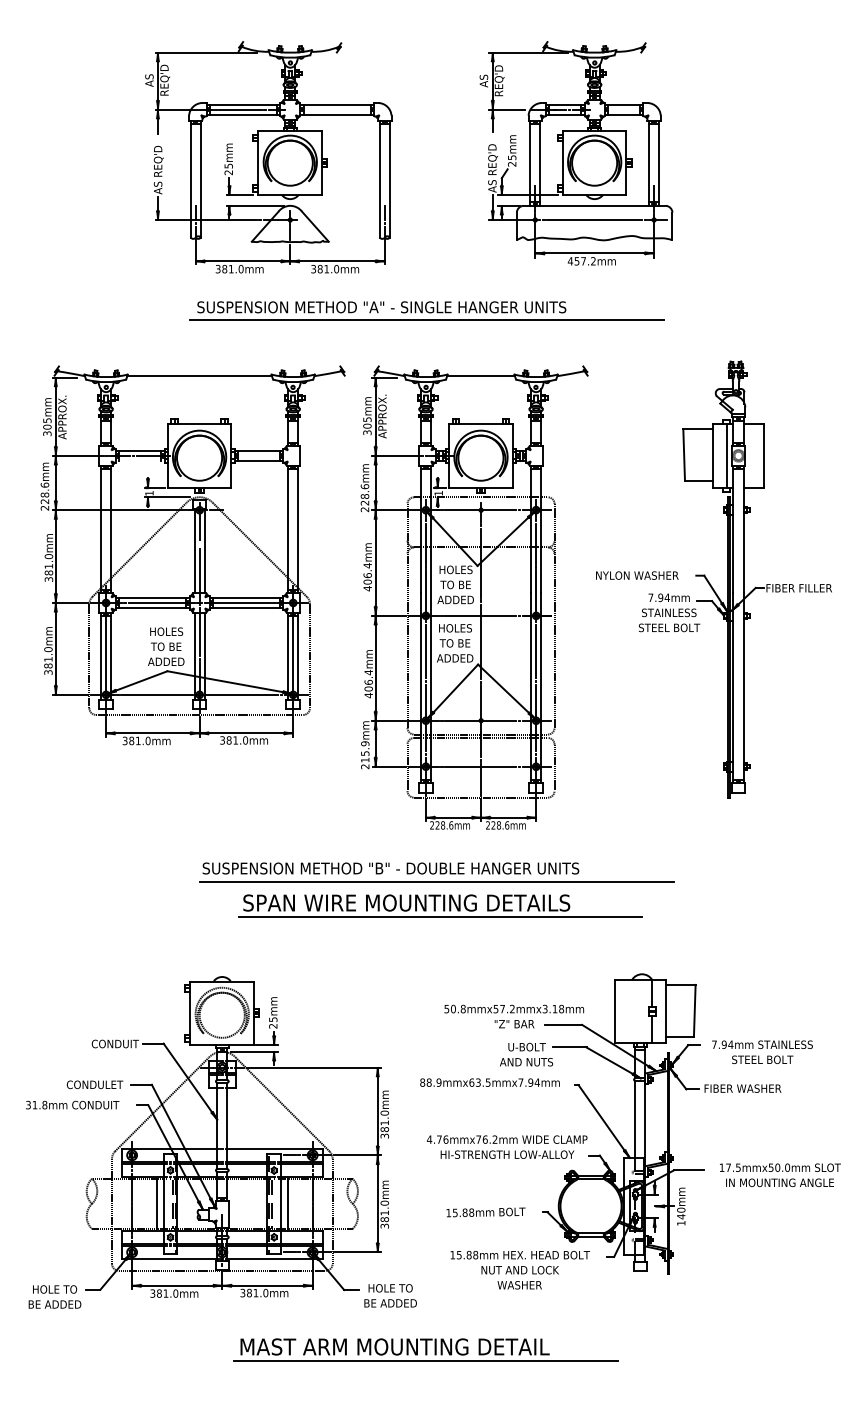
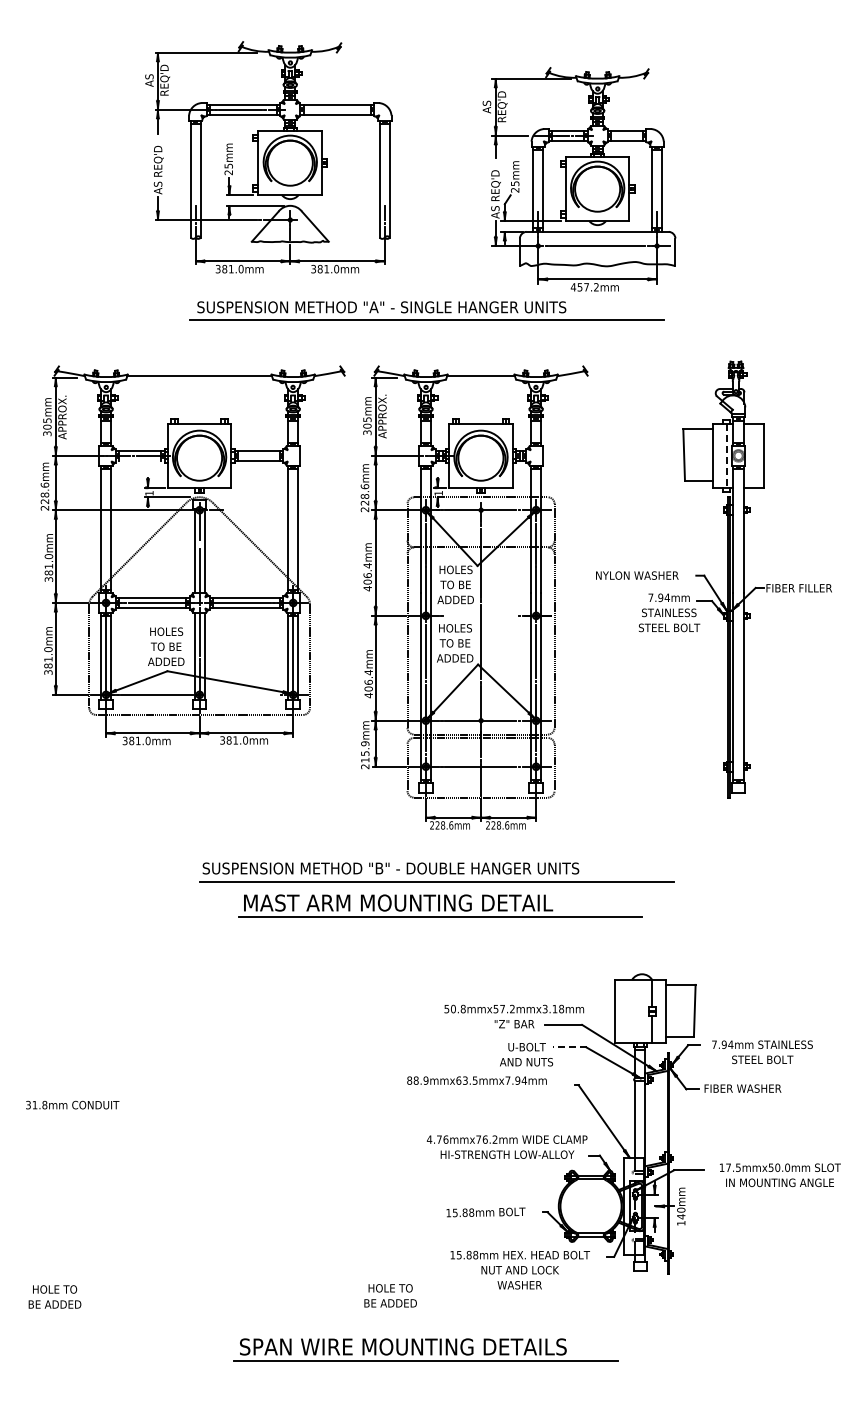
part position: (576, 153) -> (579, 179) (579, 179)
line: solid -> dashed (726, 455)
line: present -> none (480, 615)
line: present -> none (242, 694)
text: SPAN WIRE MOUNTING DETAILS -> MAST ARM MOUNTING DETAIL (406, 902)
line: solid -> dashed (569, 1047)
text position: (489, 1082) -> (476, 1080) (476, 1080)
part: present -> none (227, 1136)
text: MAST ARM MOUNTING DETAIL -> SPAN WIRE MOUNTING DETAILS (403, 1346)
